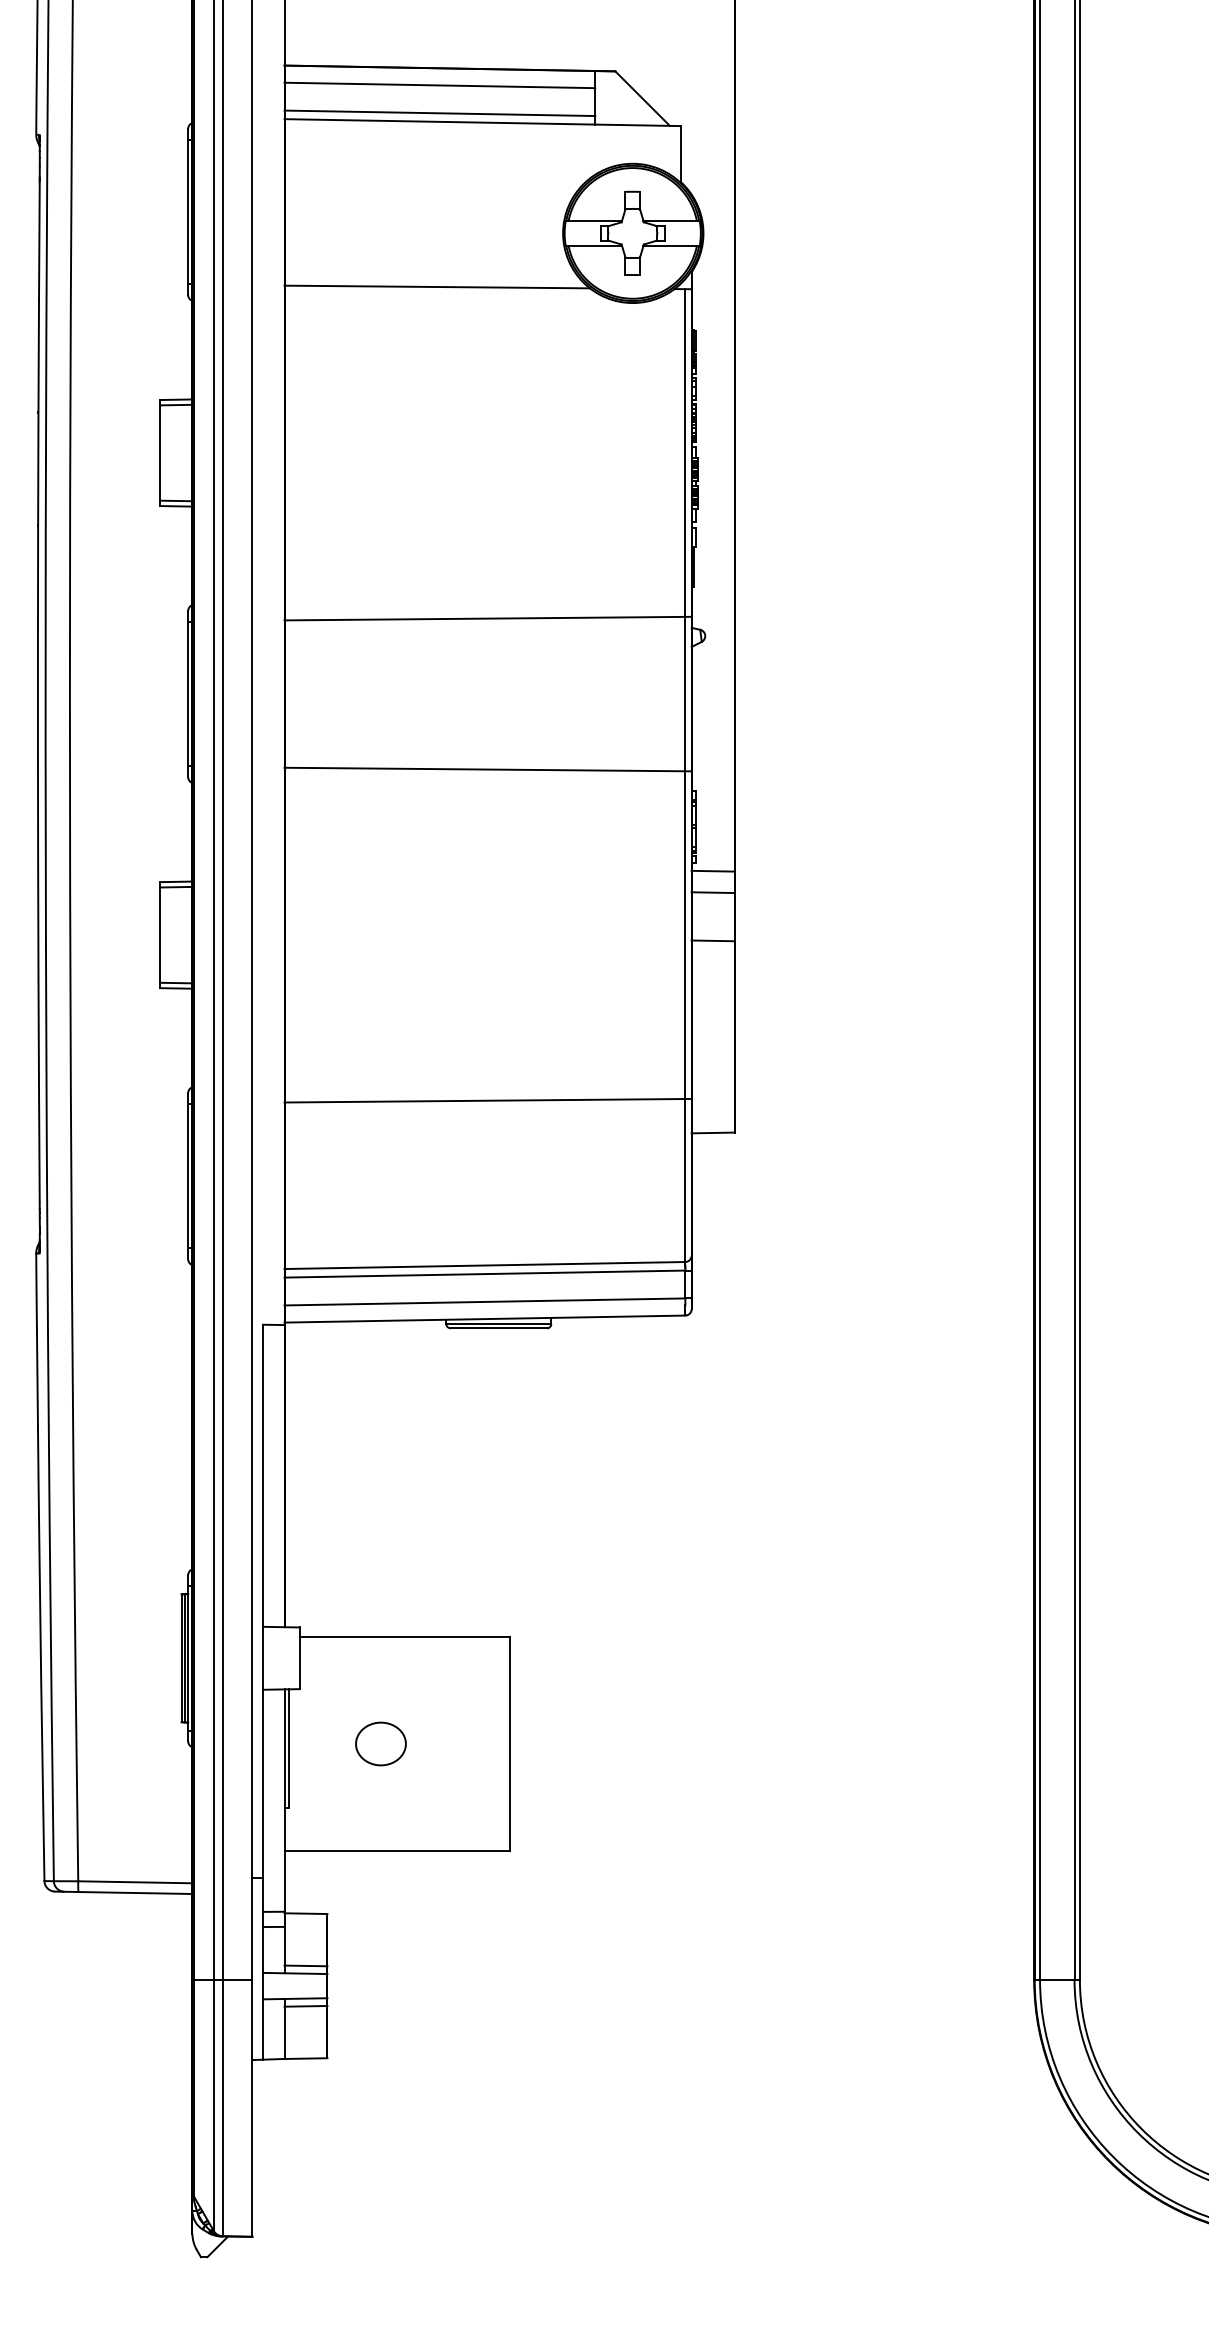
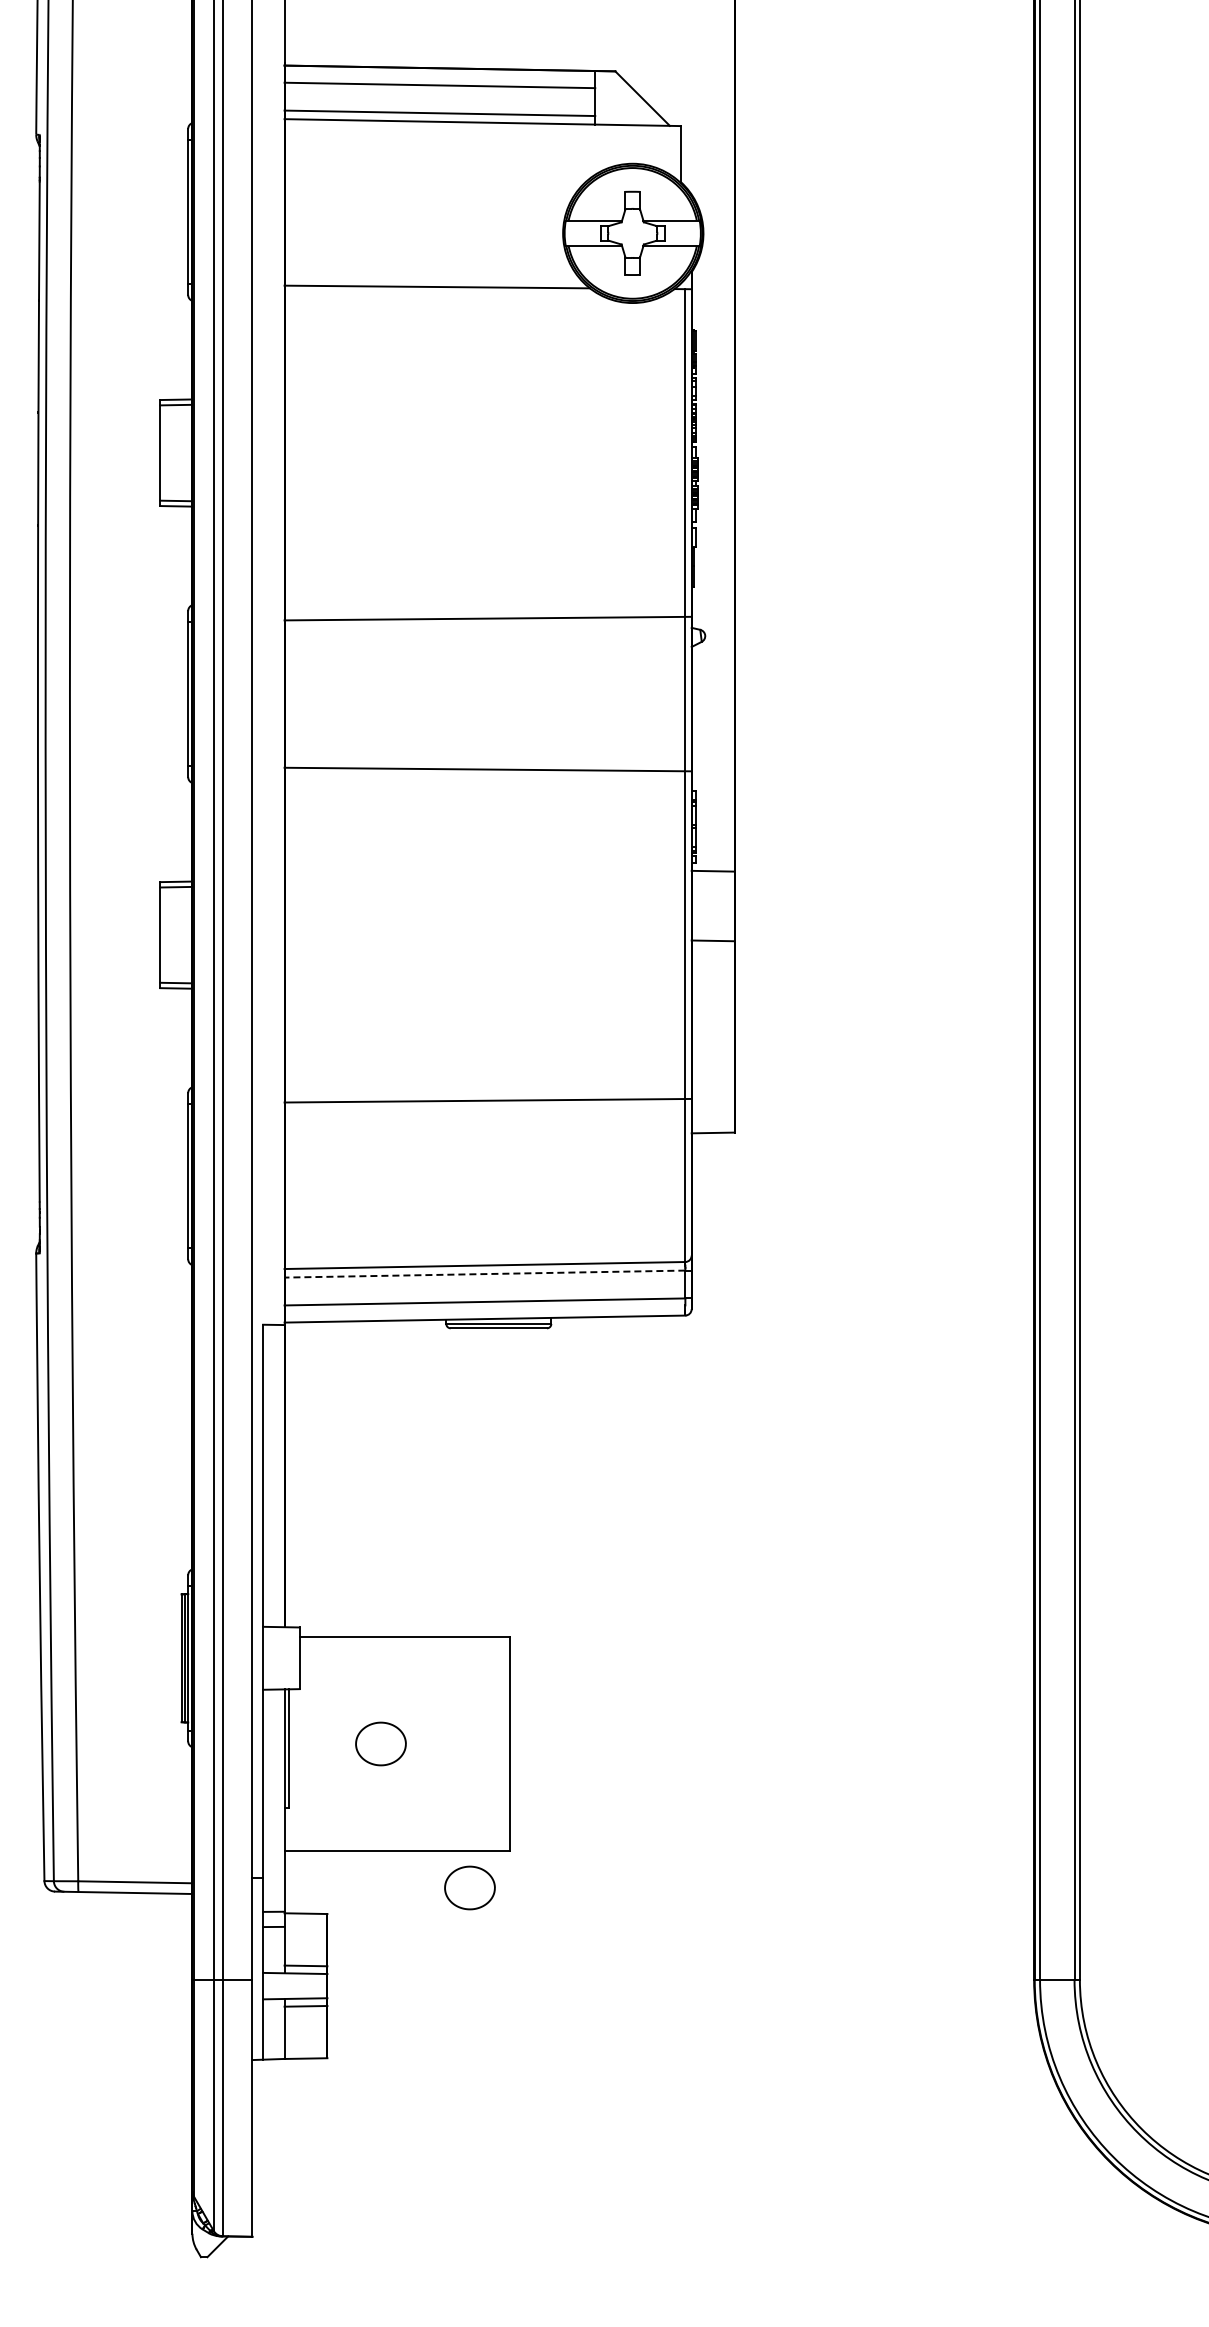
line: present -> none (712, 892)
line: solid -> dashed (484, 1274)
part: none -> present (469, 1887)
